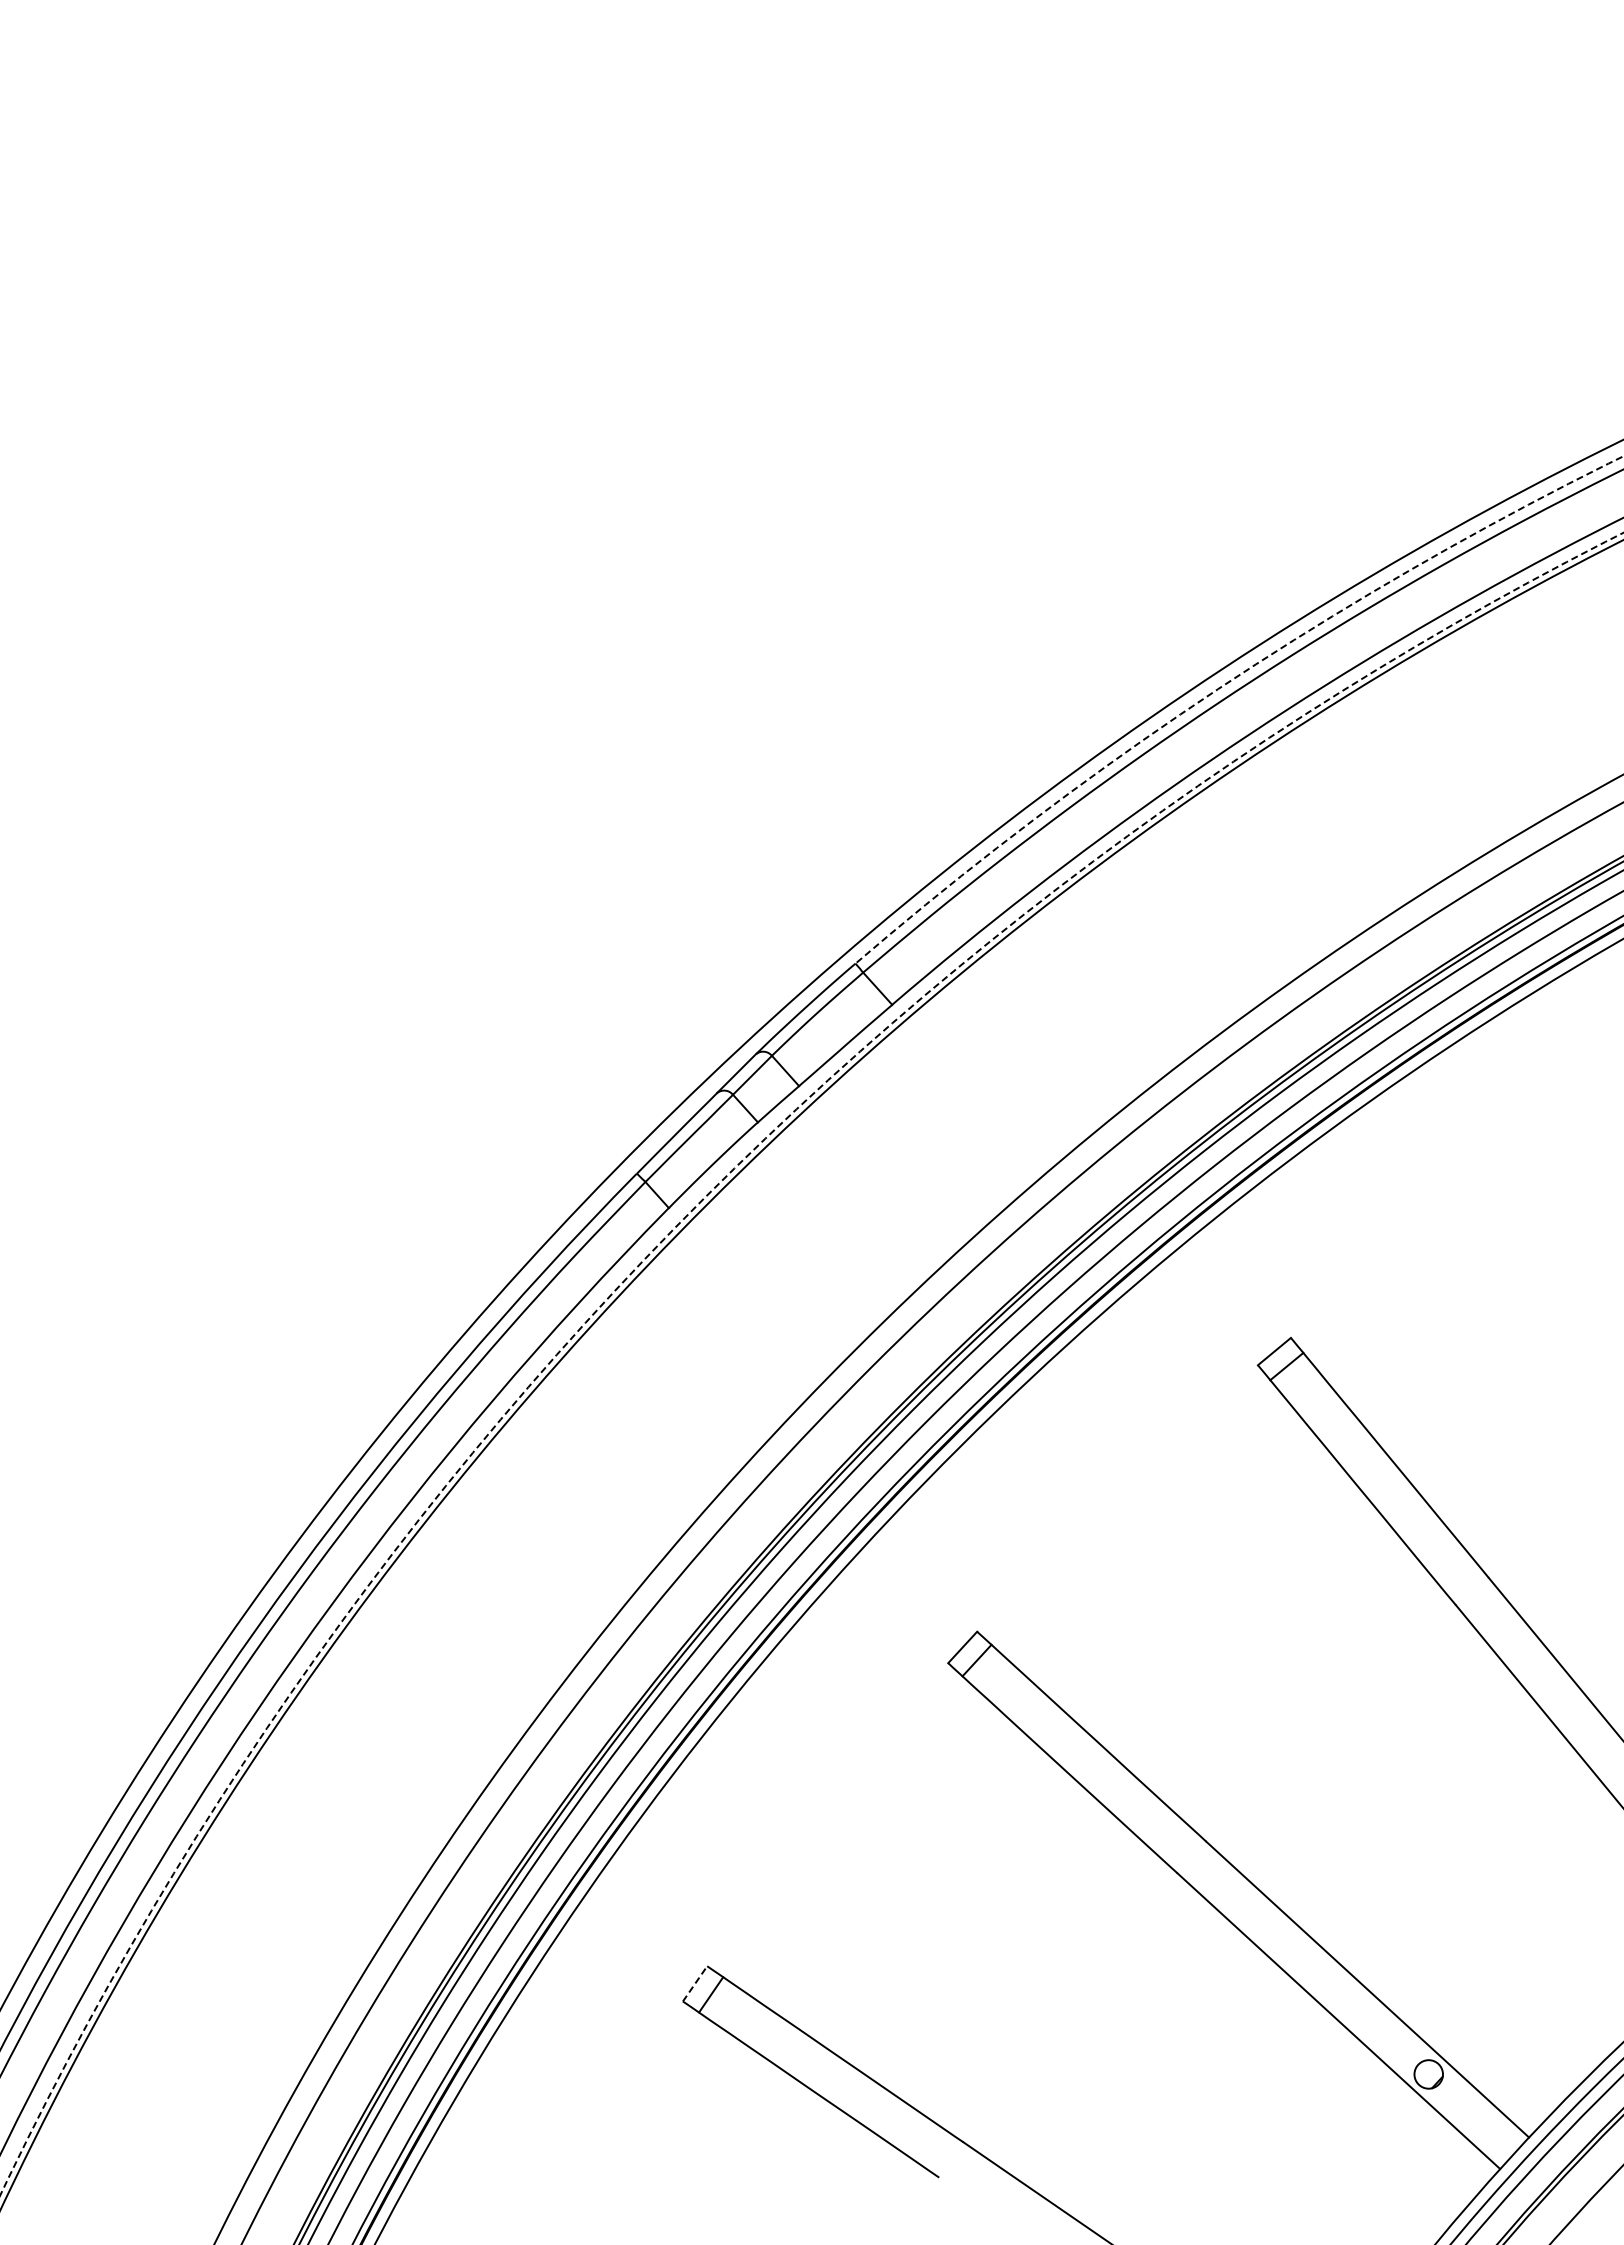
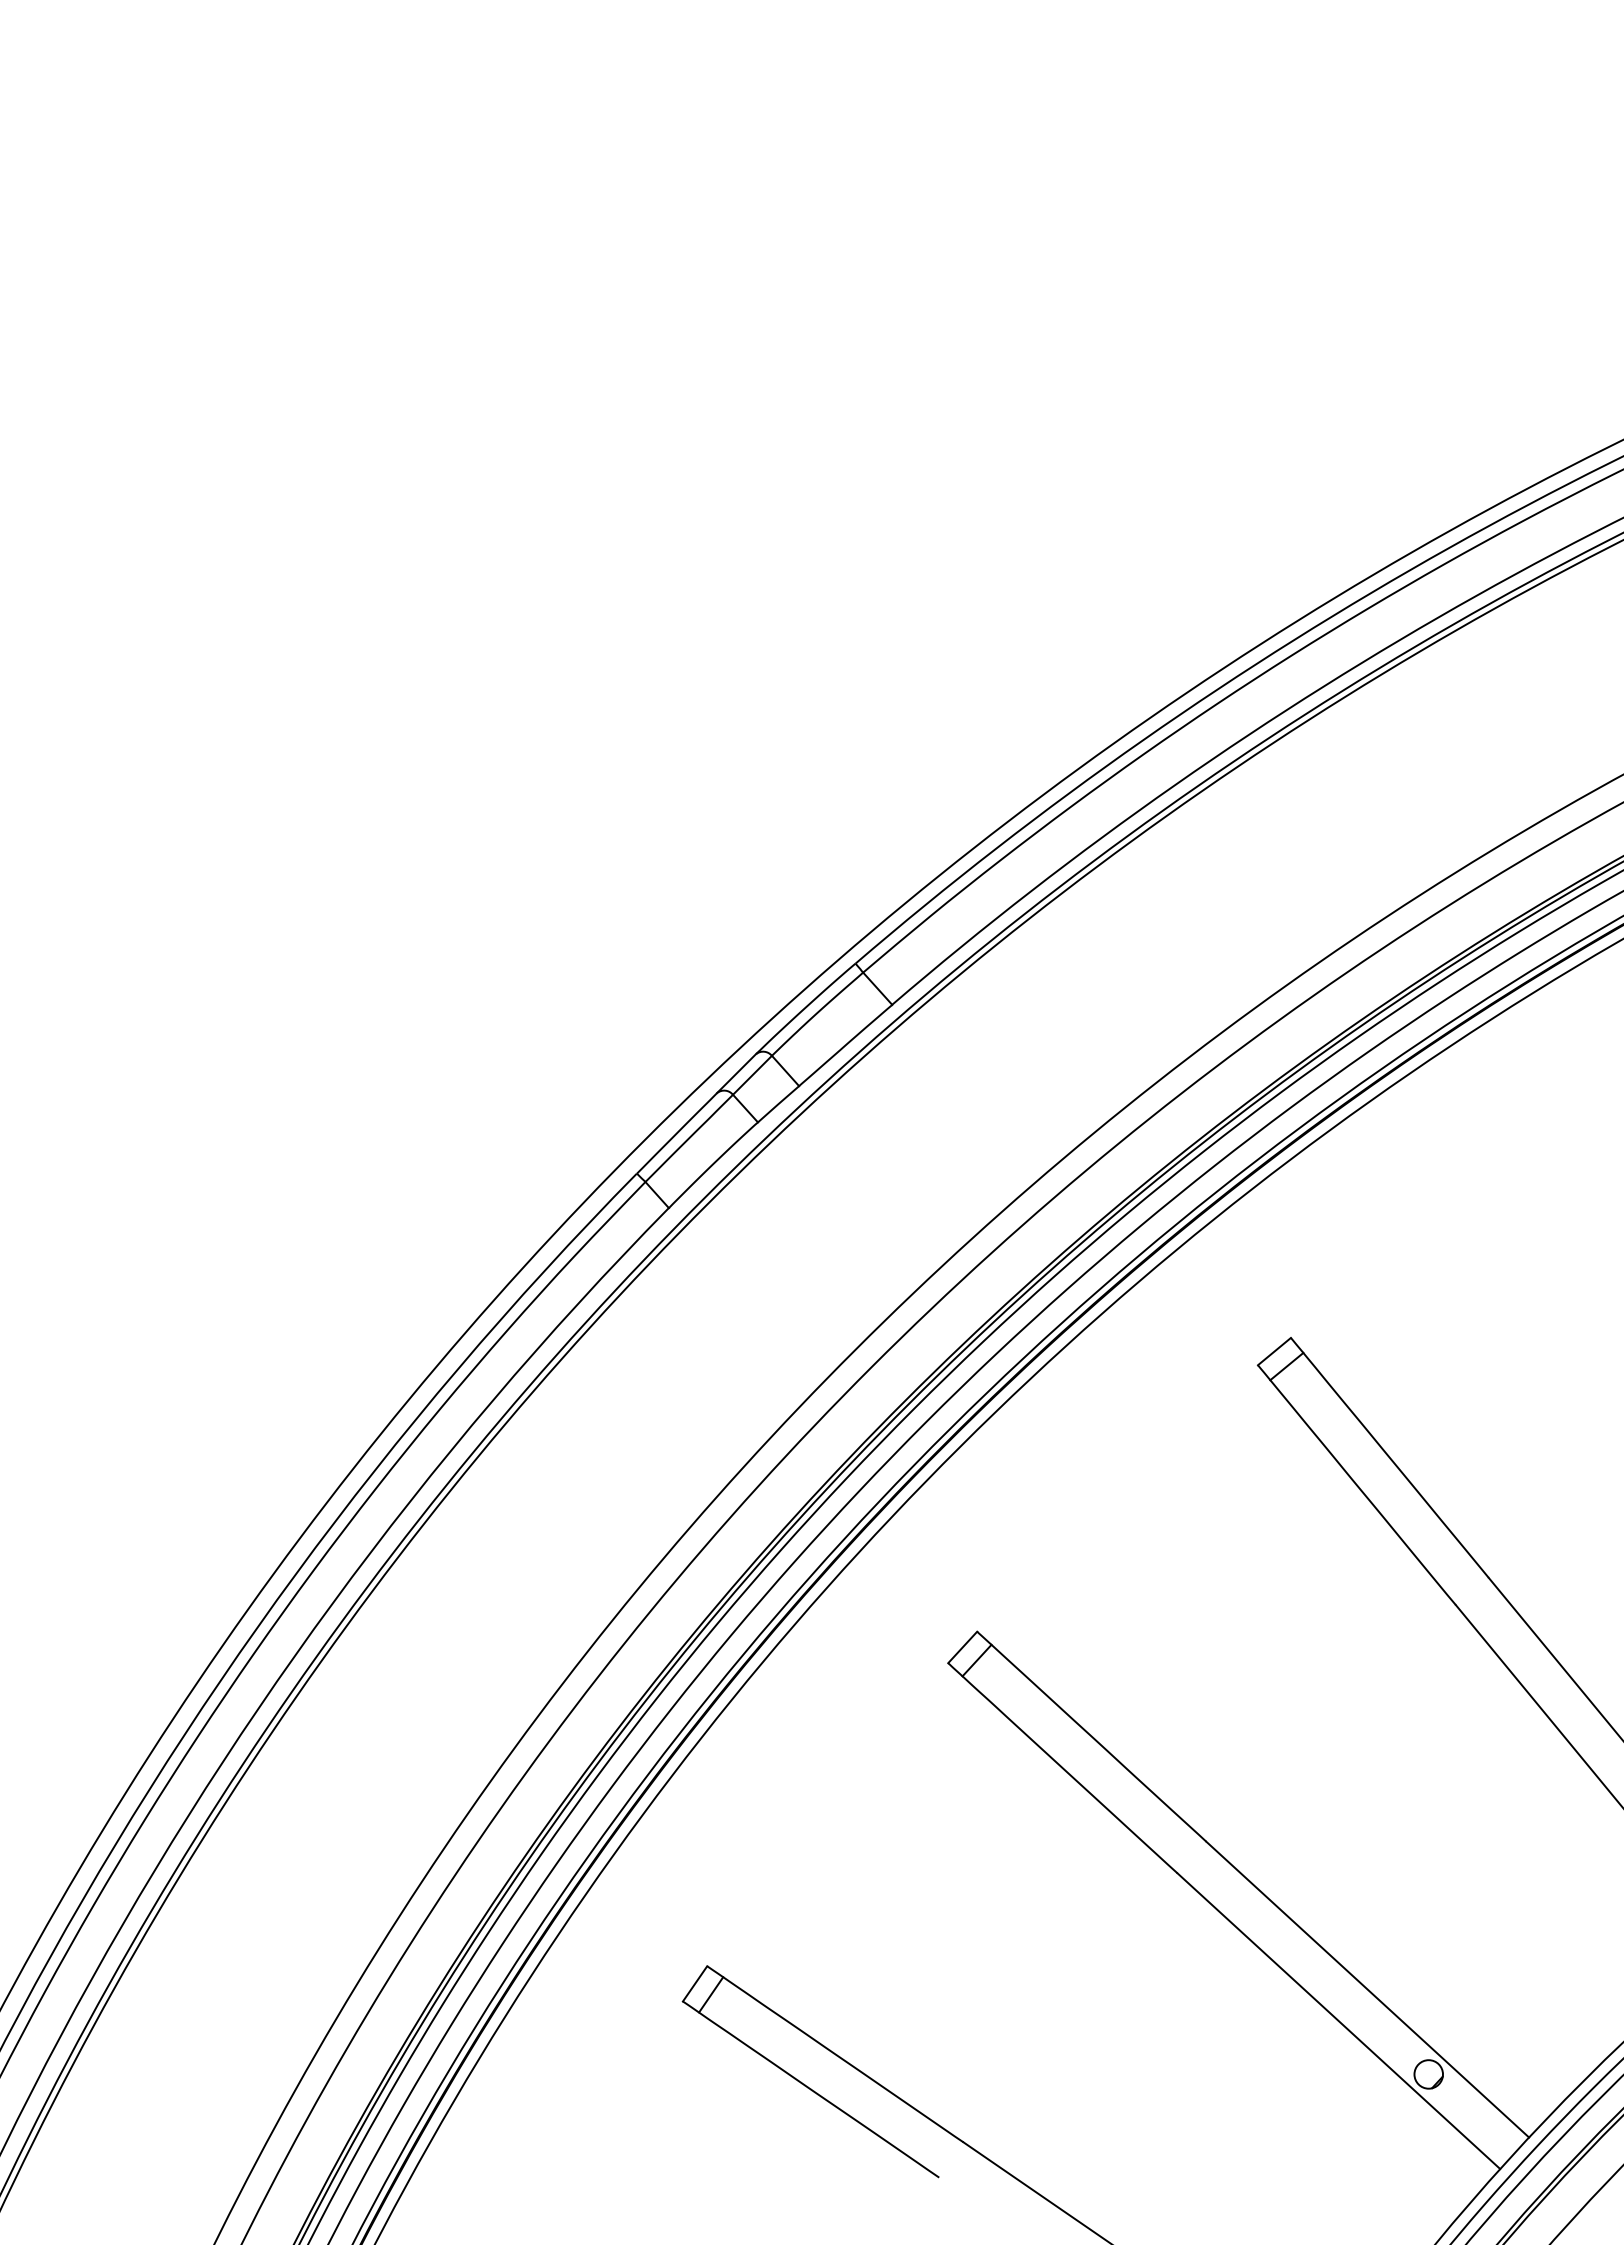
arc: dashed -> solid (1224, 684)
circle: dashed -> solid (811, 1363)
line: dashed -> solid (695, 1983)
